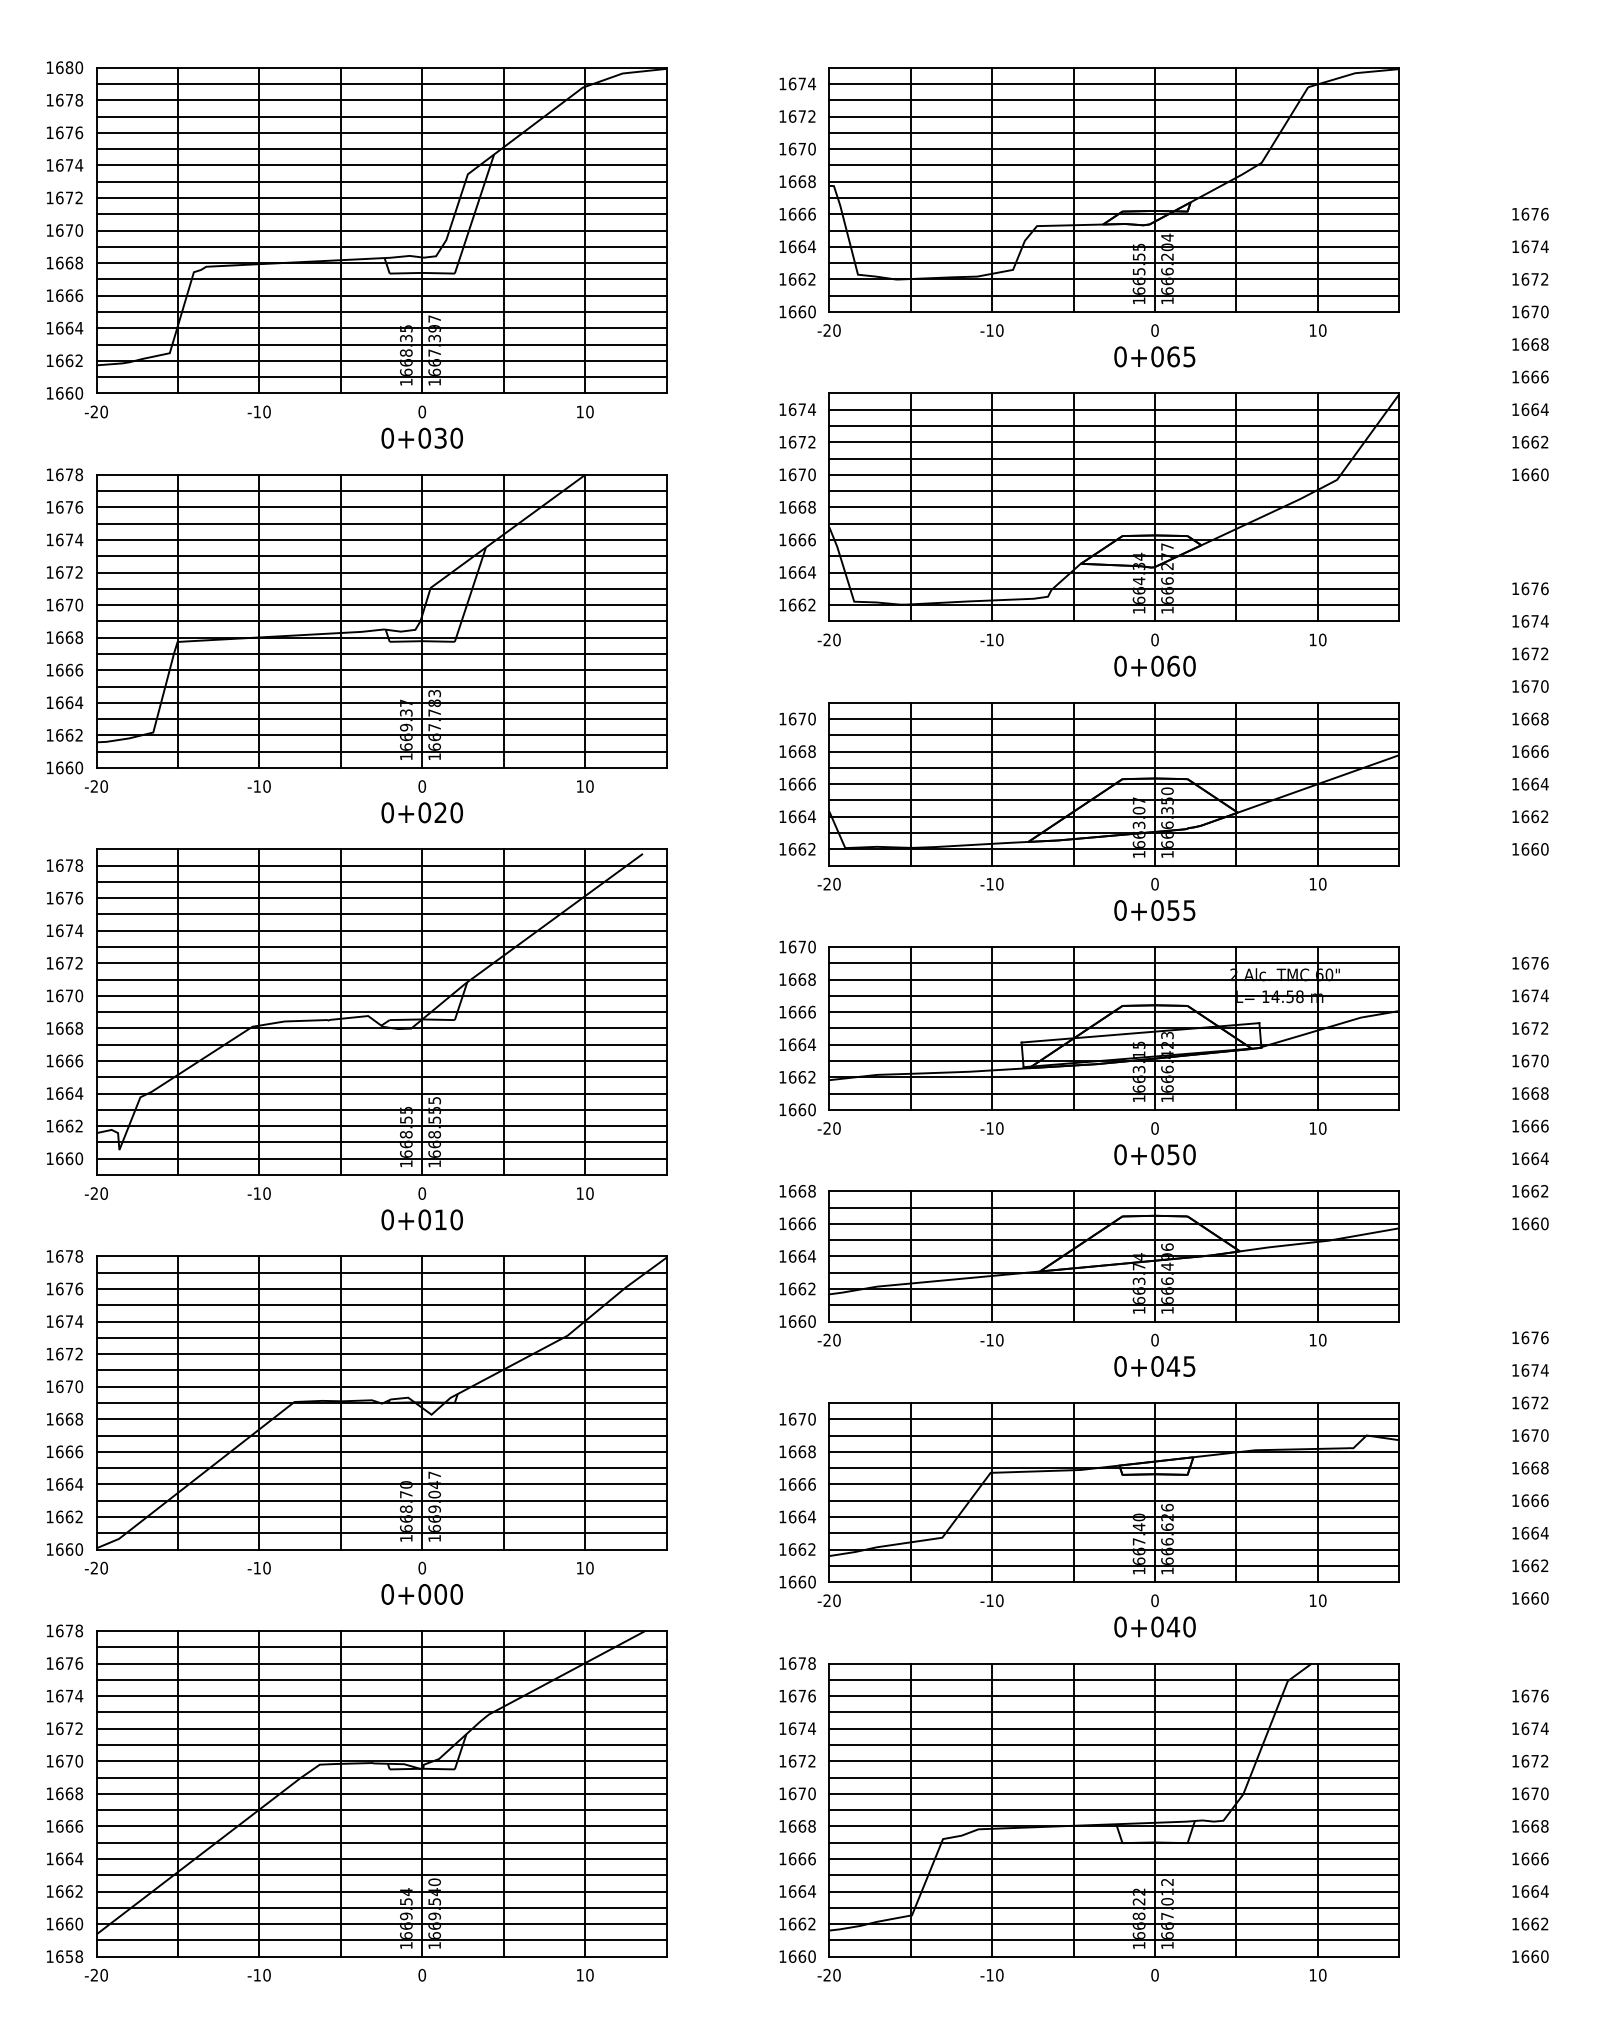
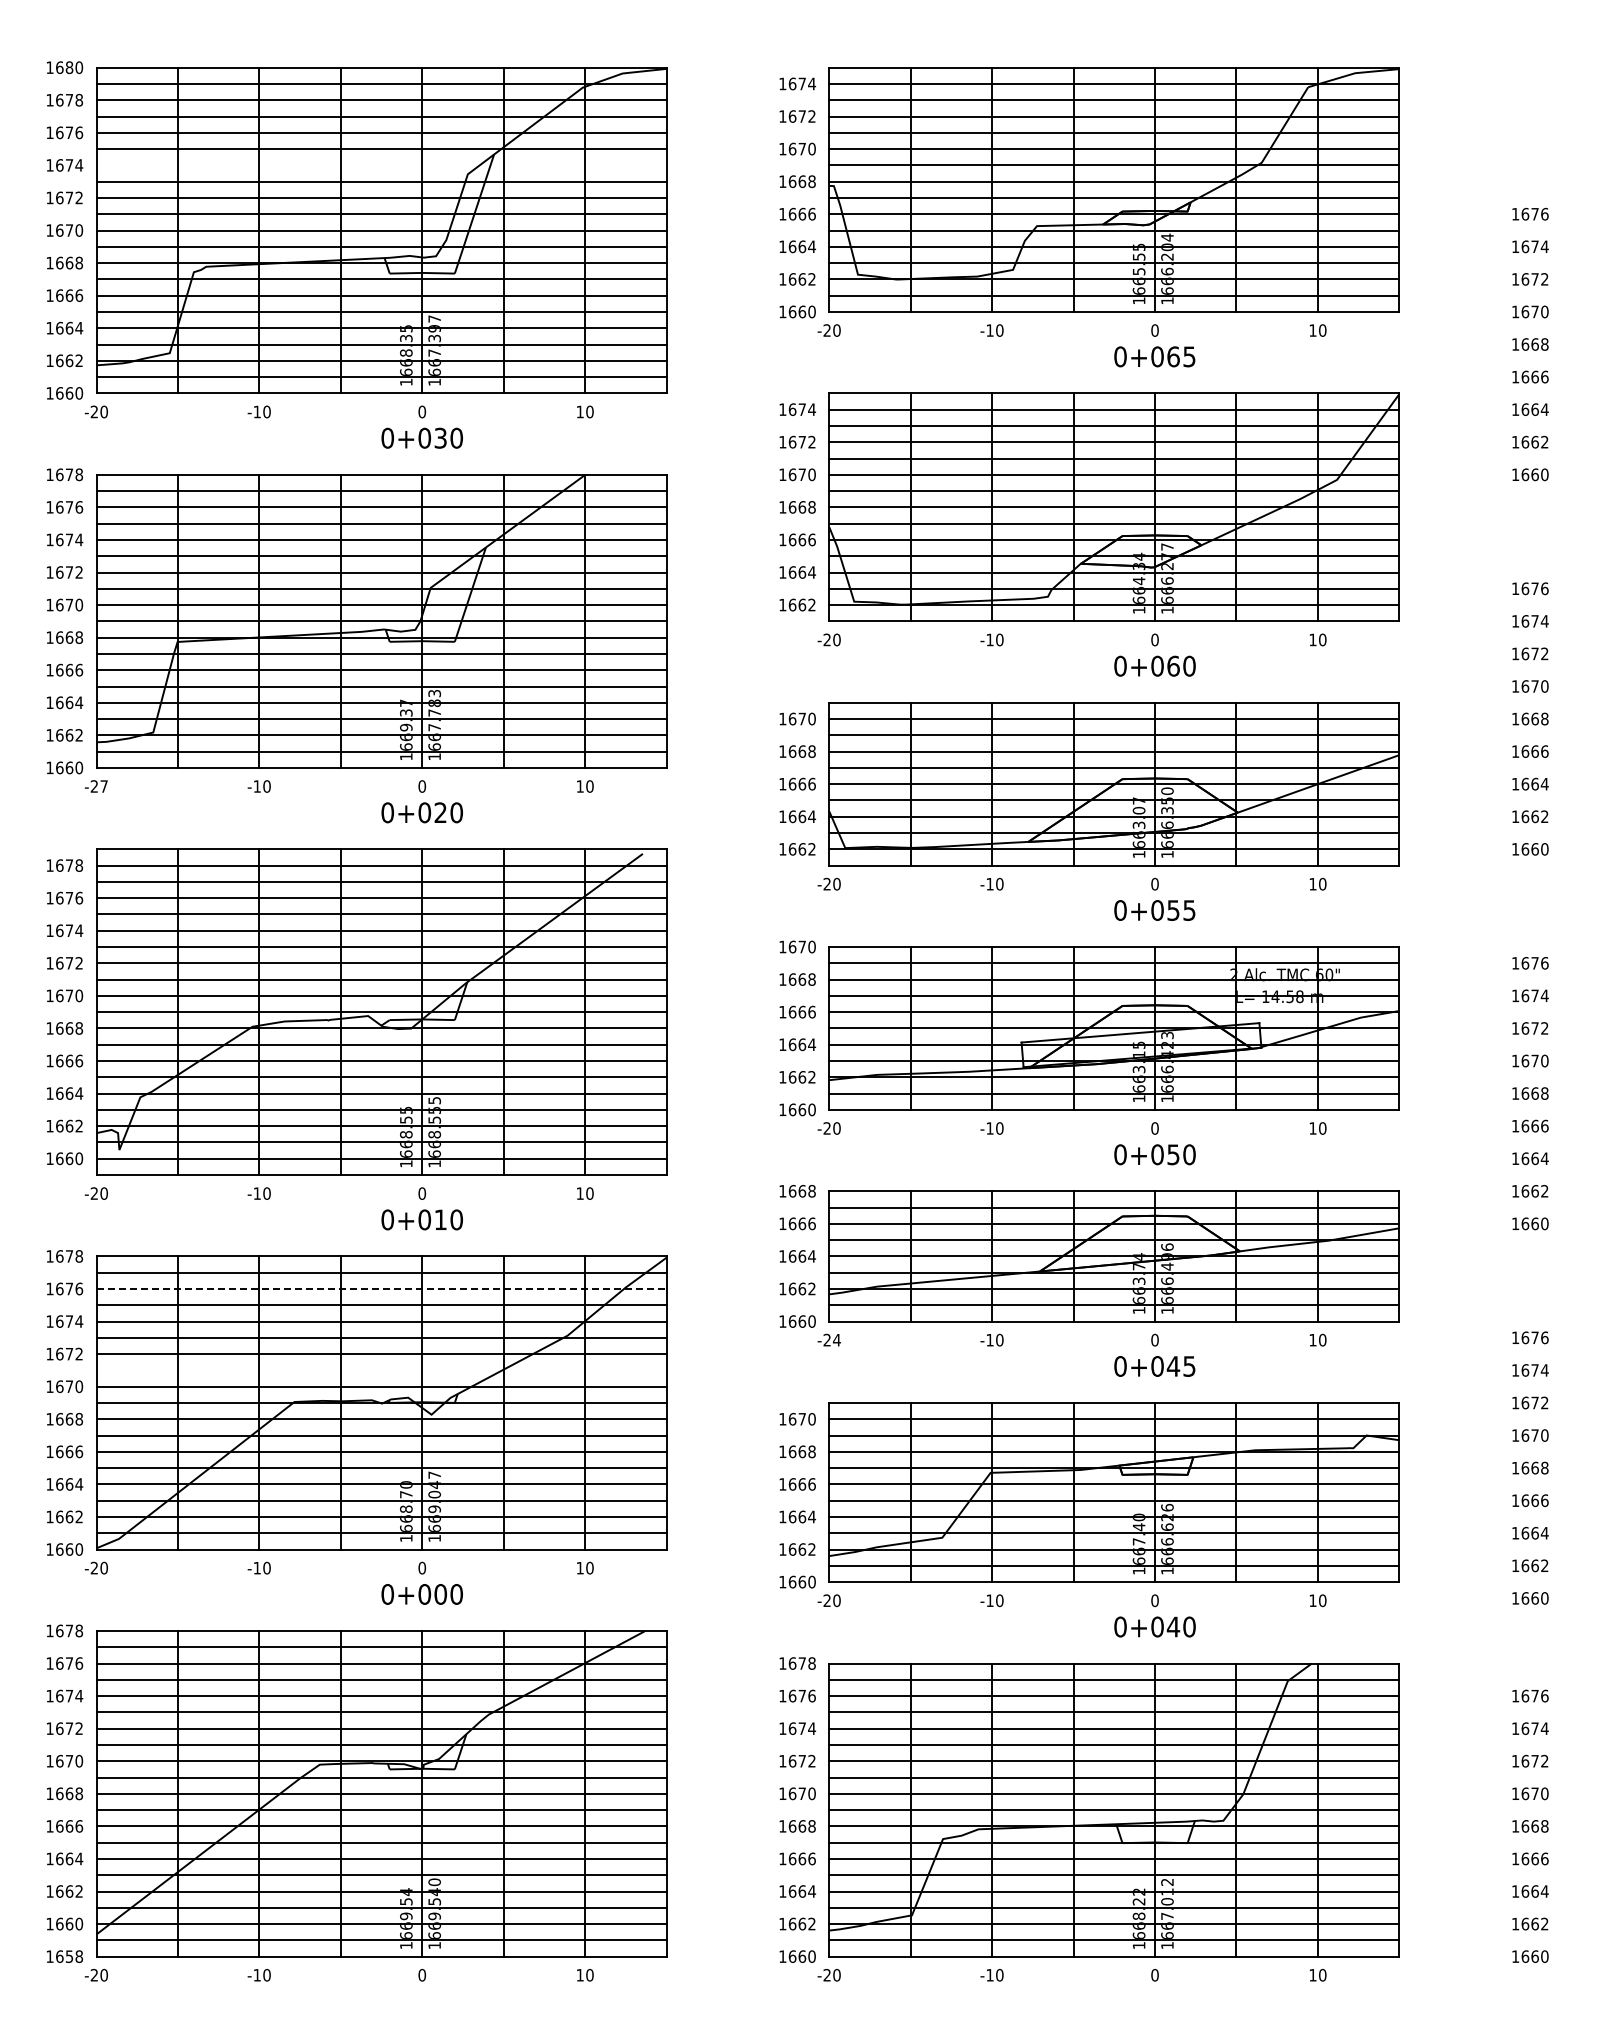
line: present -> none (381, 165)
text: -20 -> -27 (103, 786)
line: solid -> dashed (381, 1289)
text: -20 -> -24 (836, 1339)
line: present -> none (381, 1370)
